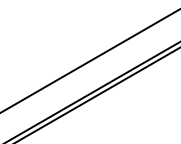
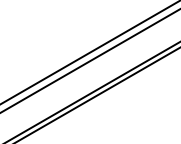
line: none -> present (89, 52)
